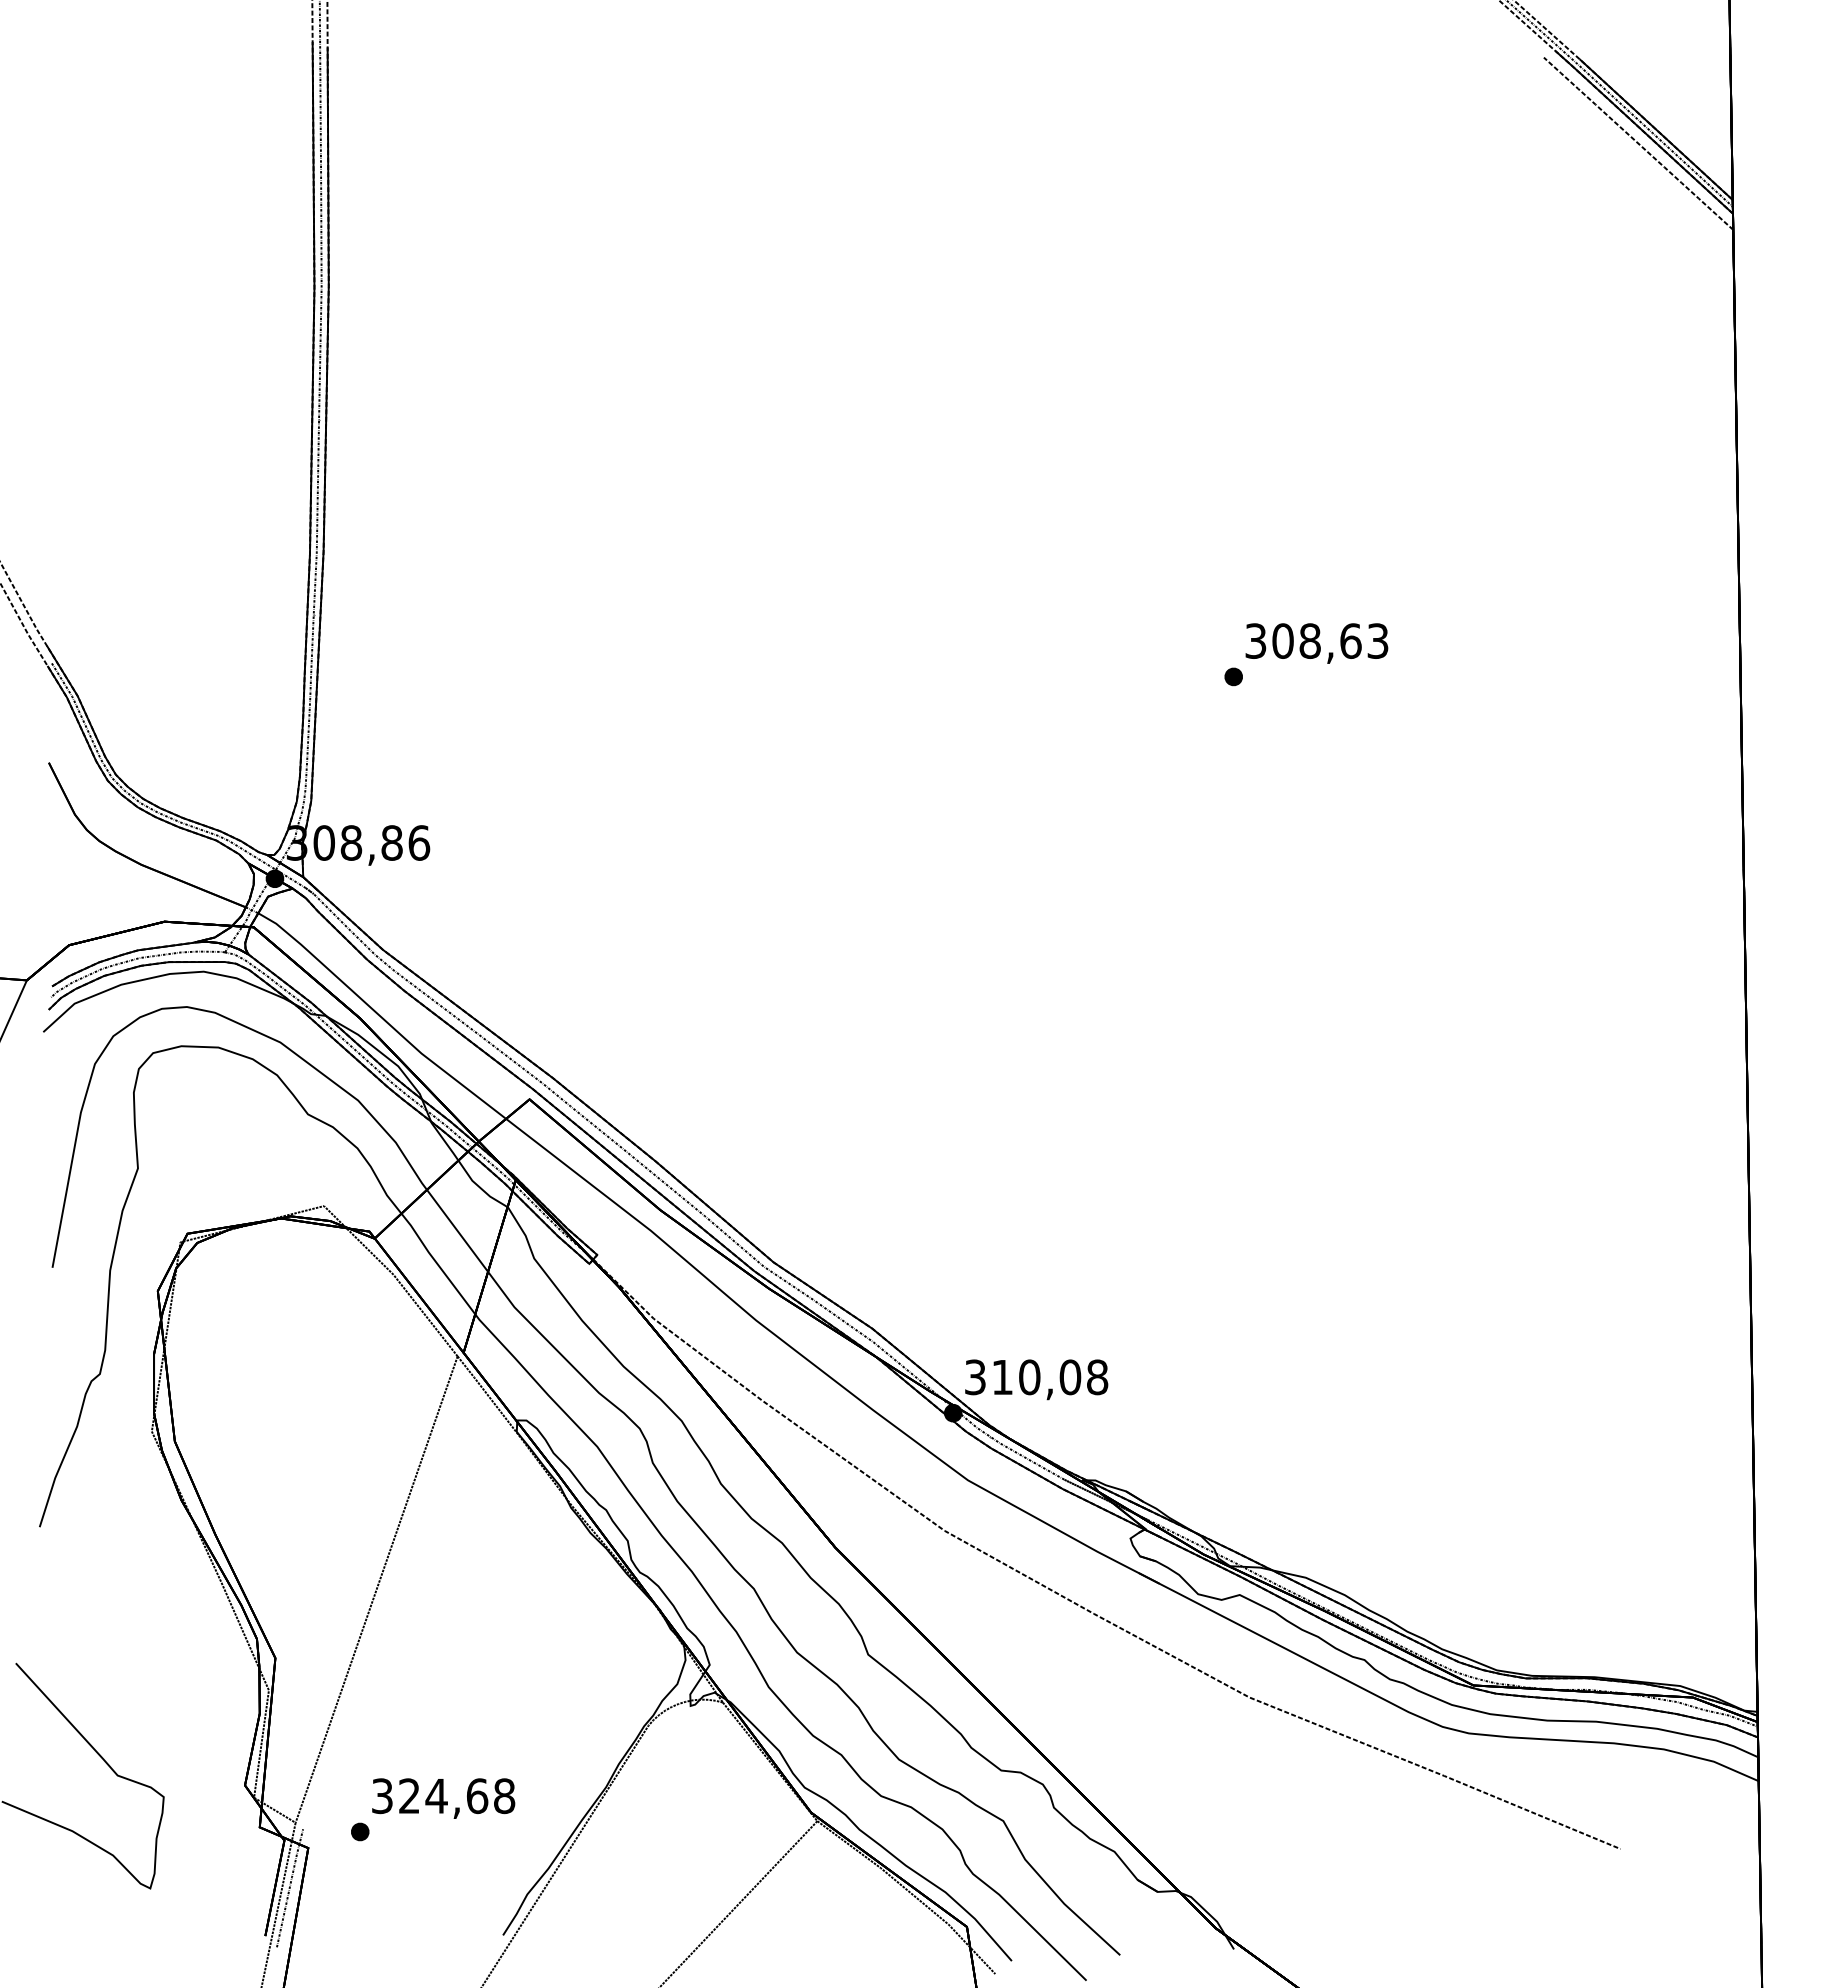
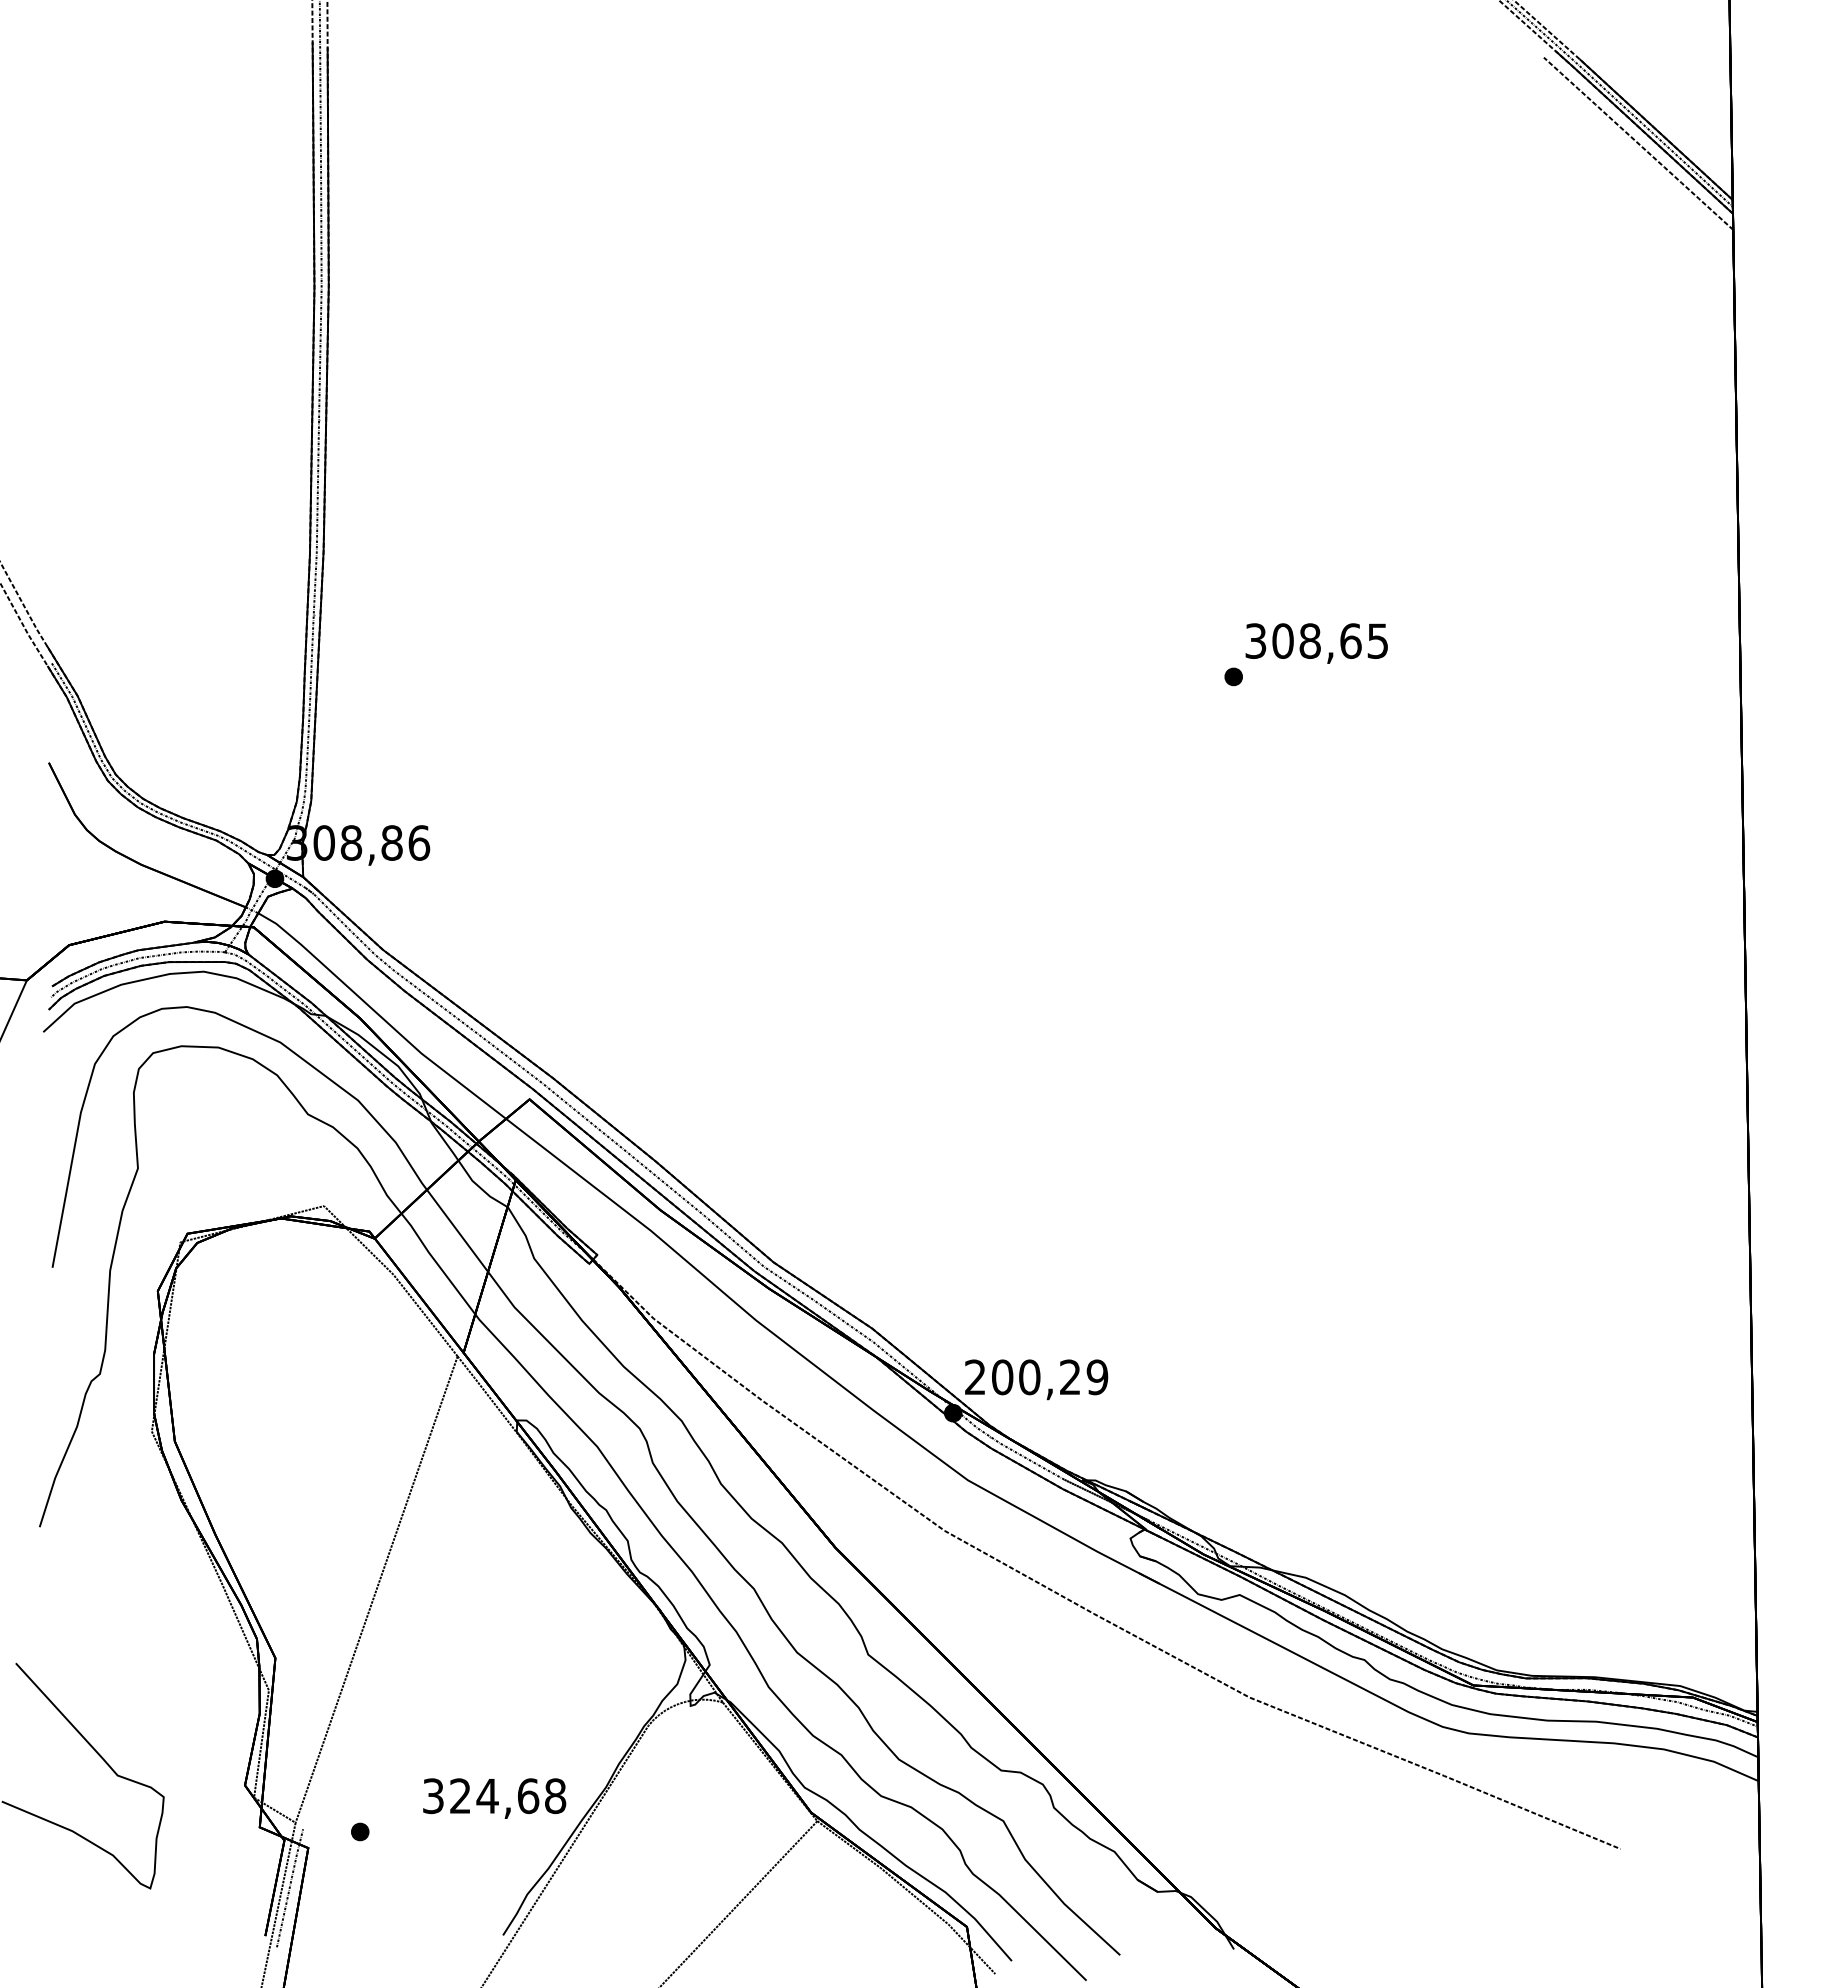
text: 308,63 -> 308,65 (1378, 640)
text: 310,08 -> 200,29 (1036, 1377)
text position: (443, 1798) -> (494, 1798) (494, 1798)
